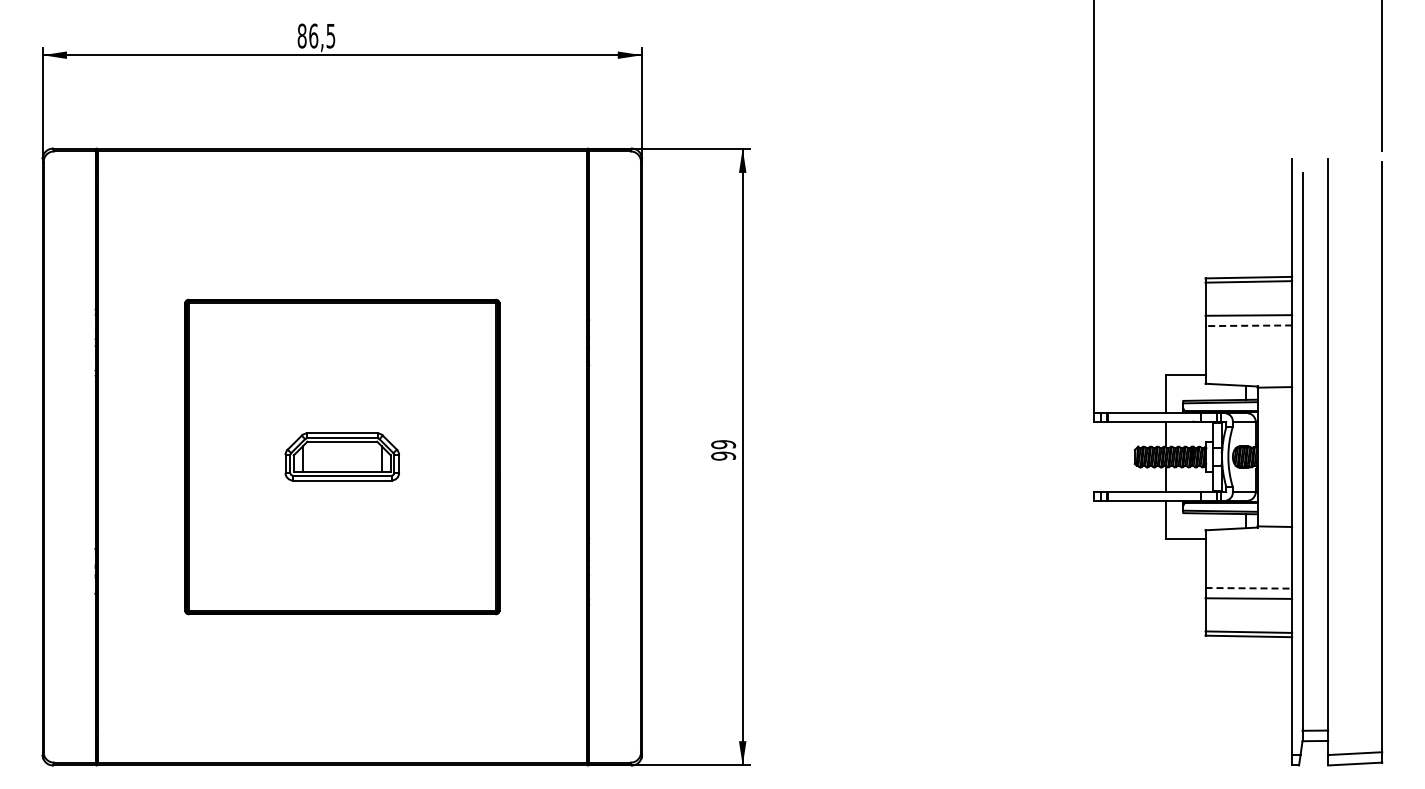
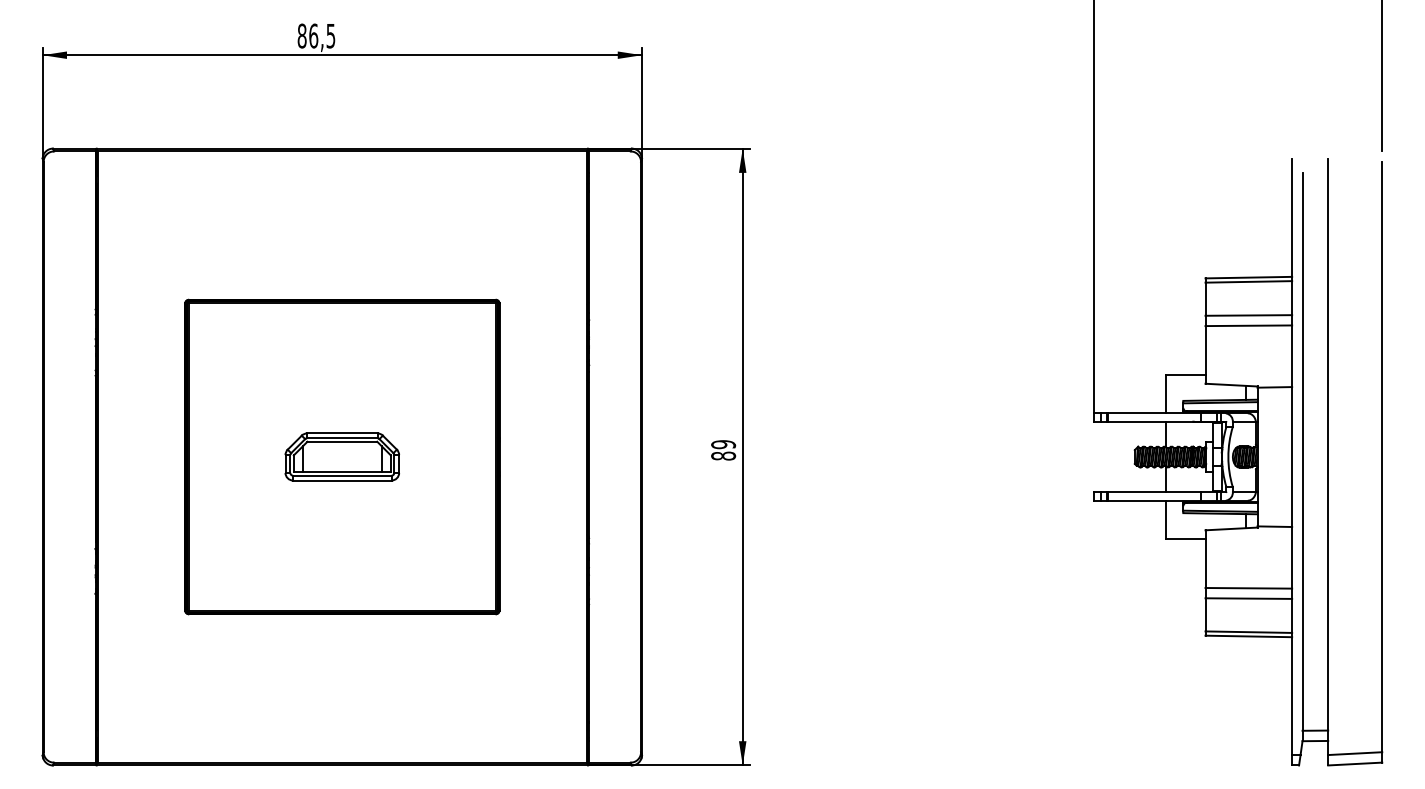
line: dashed -> solid (1248, 325)
text: 99 -> 89 (723, 455)
line: dashed -> solid (1249, 588)
